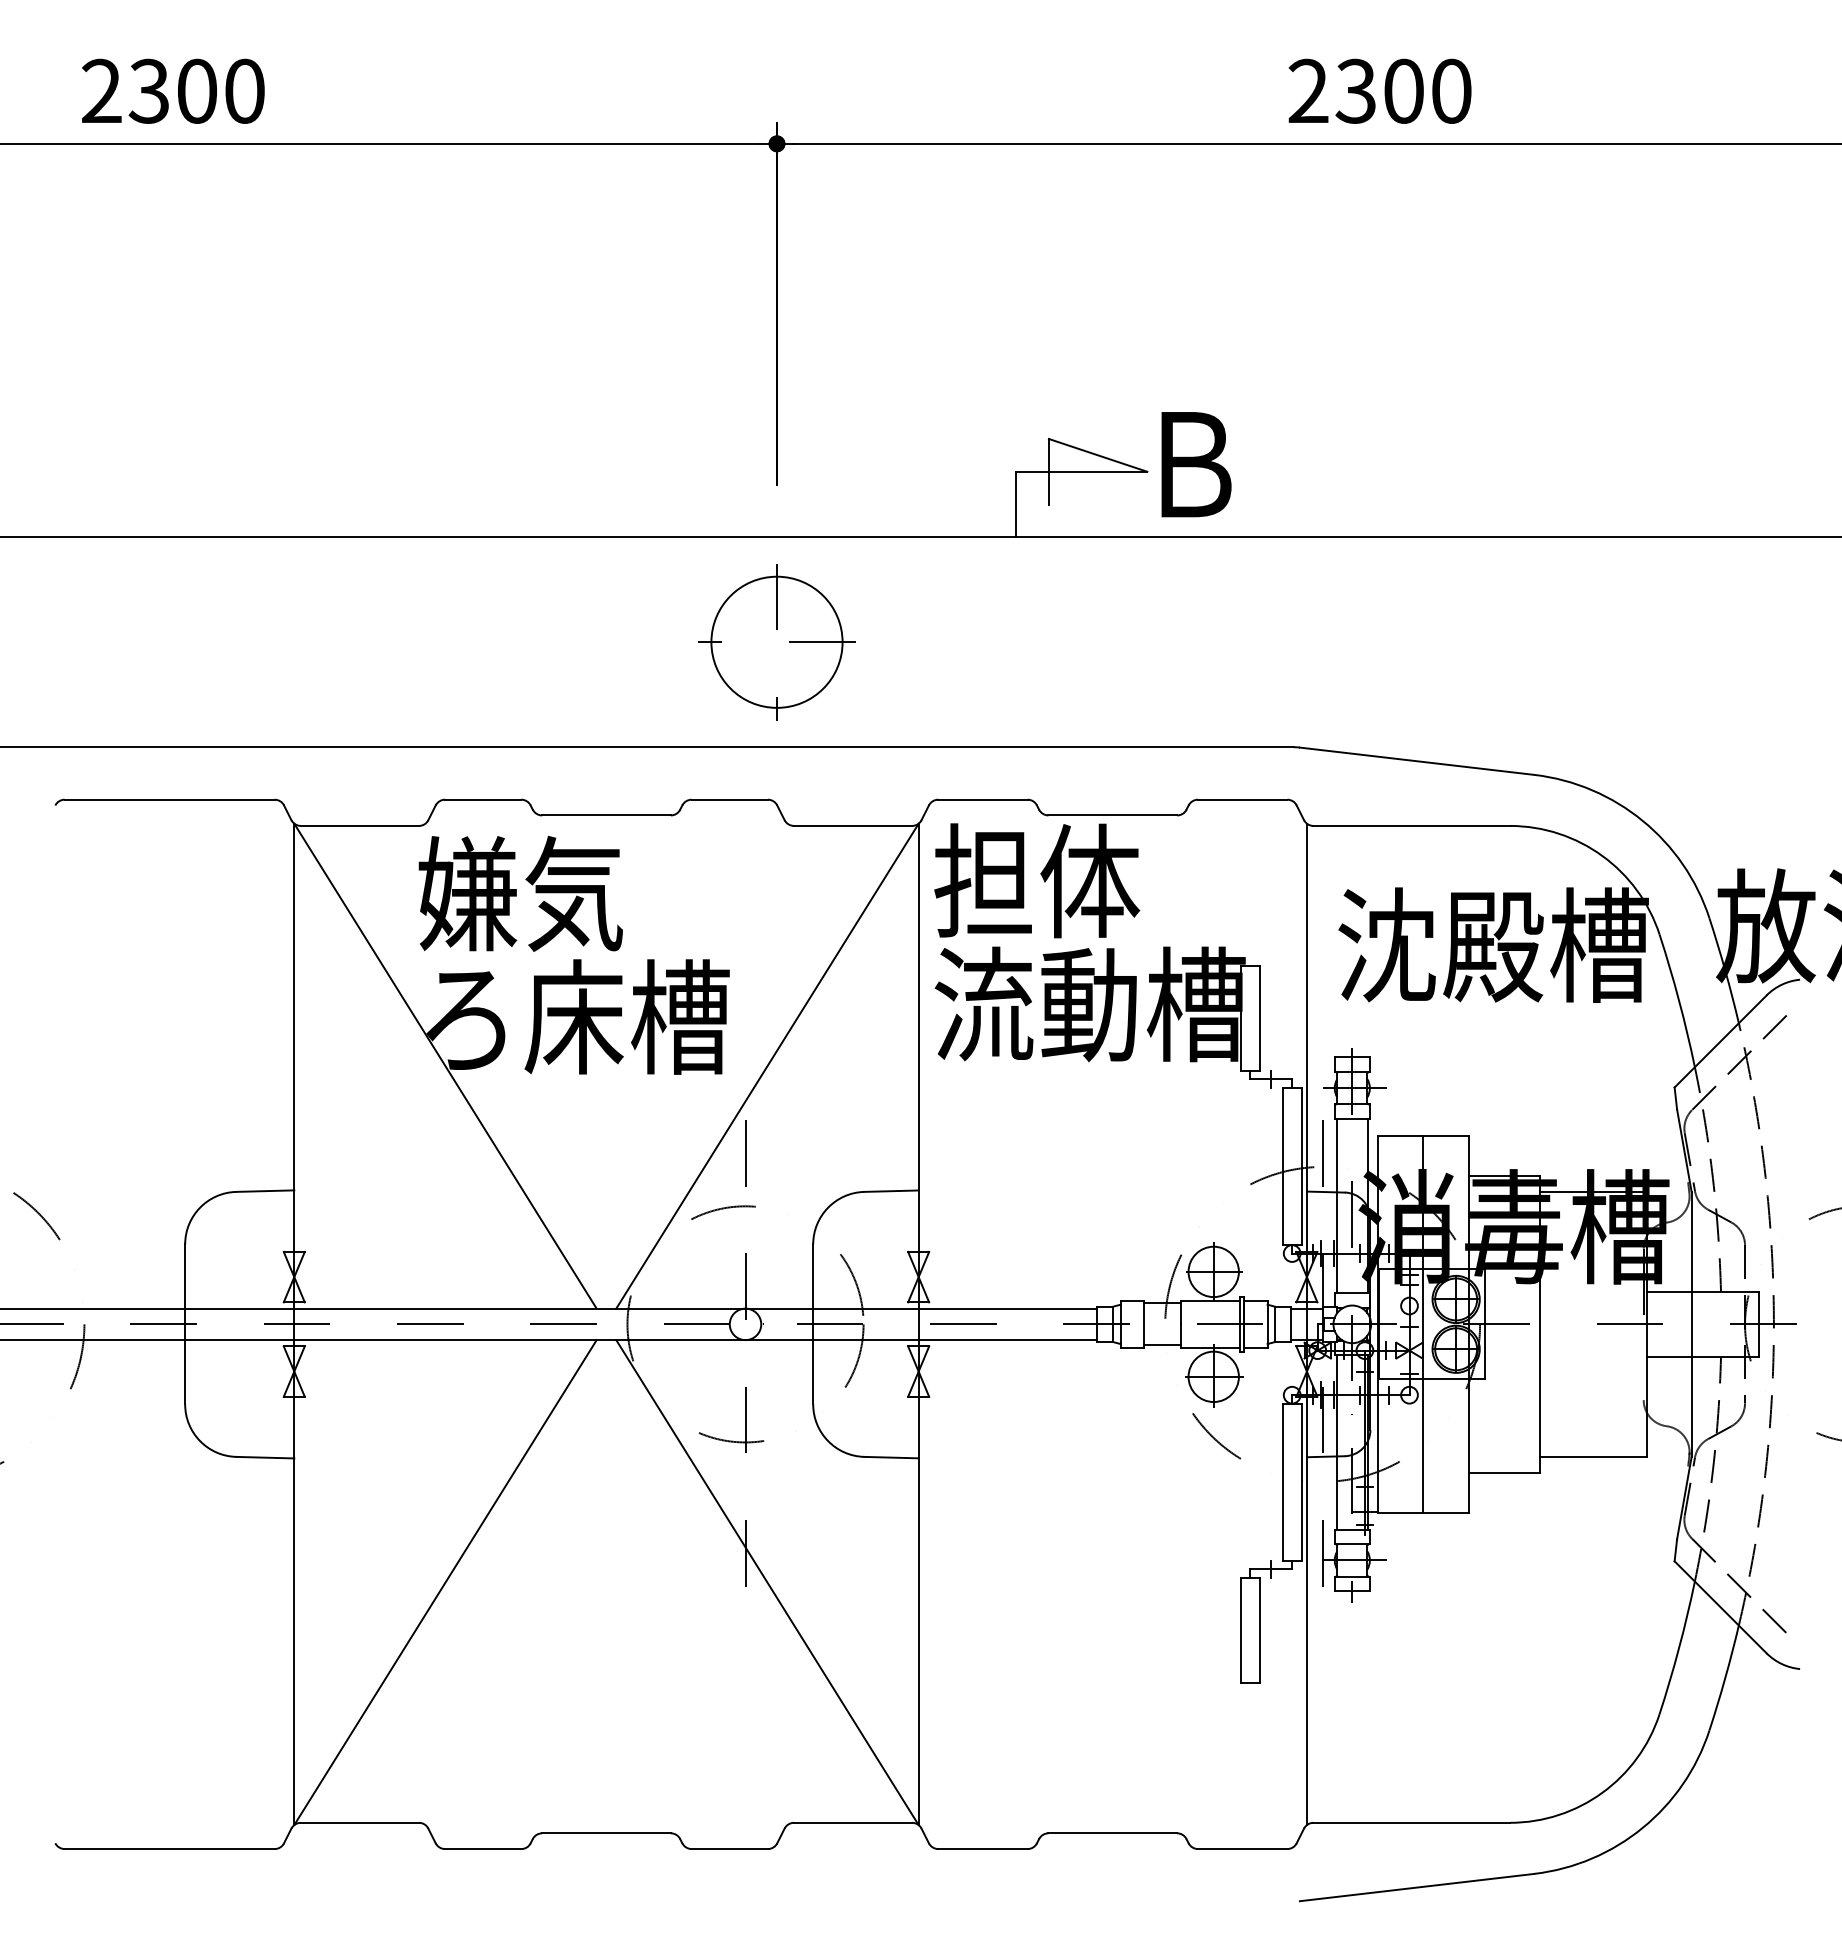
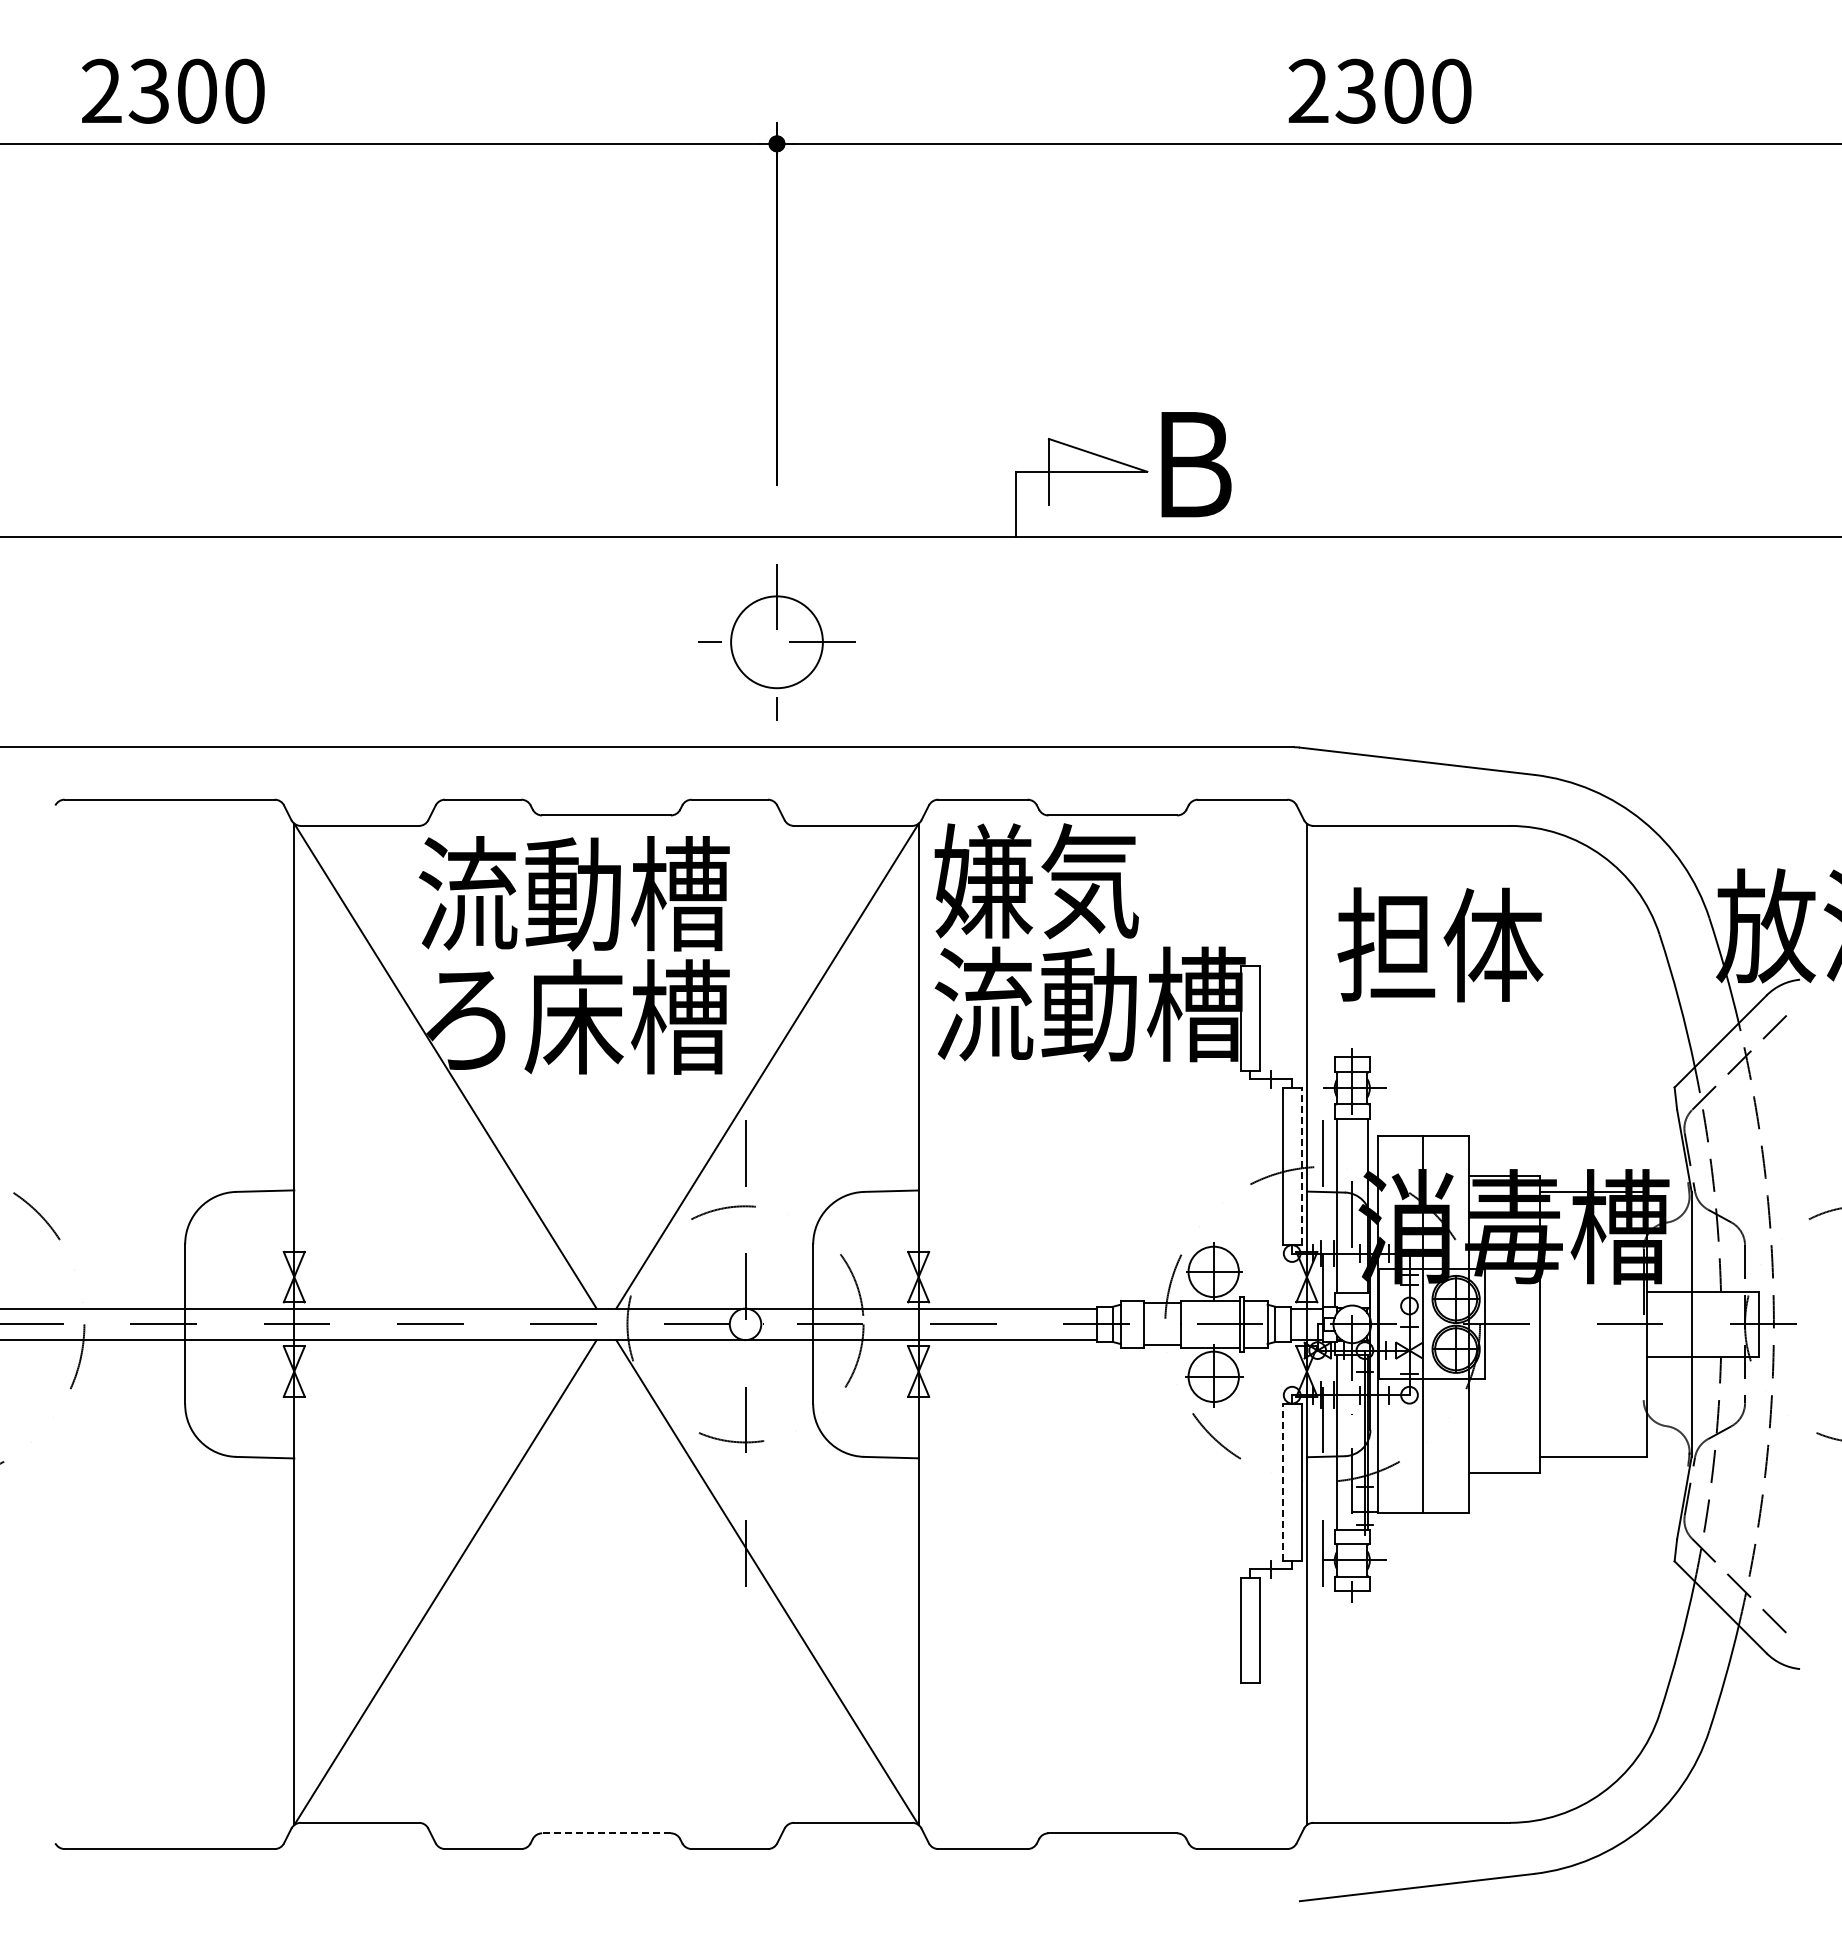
circle diameter: 131 px -> 92 px (776, 642)
text: 担体 -> 嫌気 (1037, 881)
text: 嫌気 -> 流動槽 (573, 893)
text: 沈殿槽 -> 担体 (1492, 944)
line: solid -> dashed (1301, 1166)
line: solid -> dashed (1282, 1482)
line: solid -> dashed (606, 1833)
